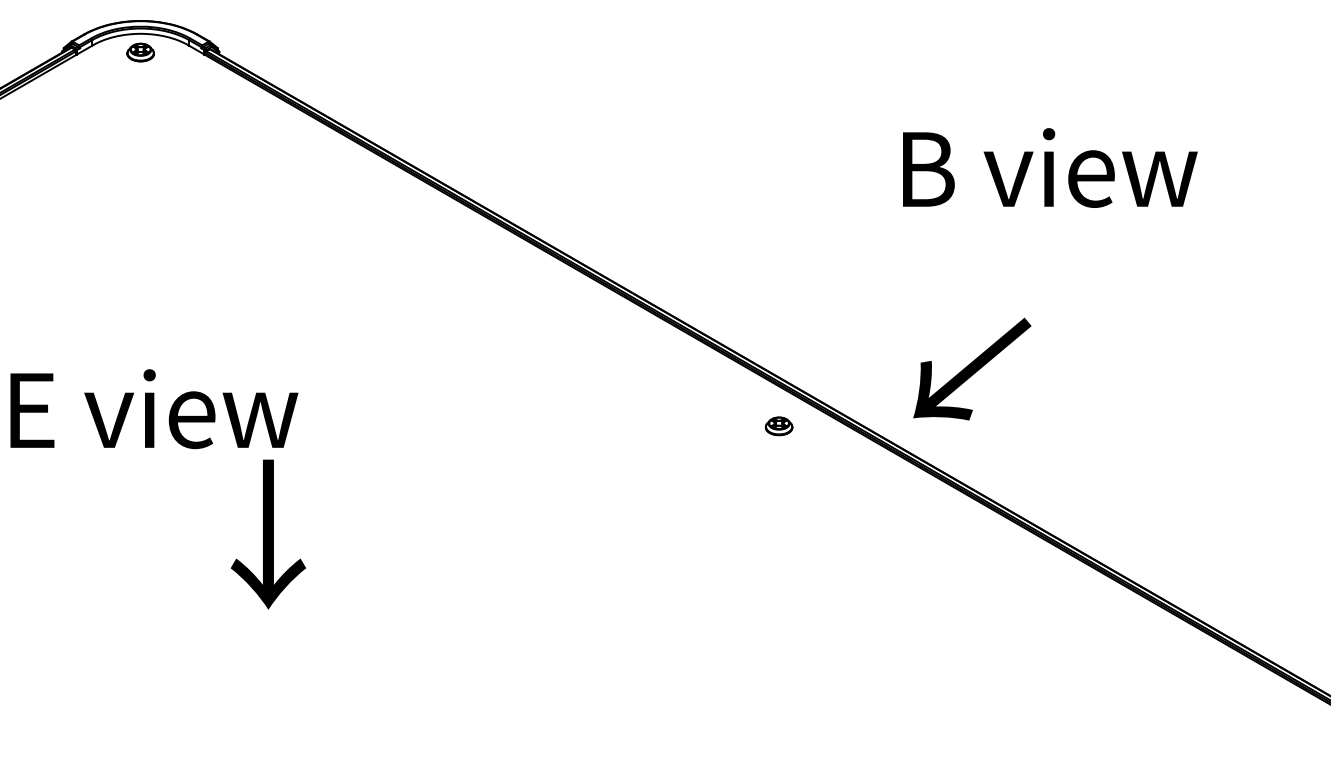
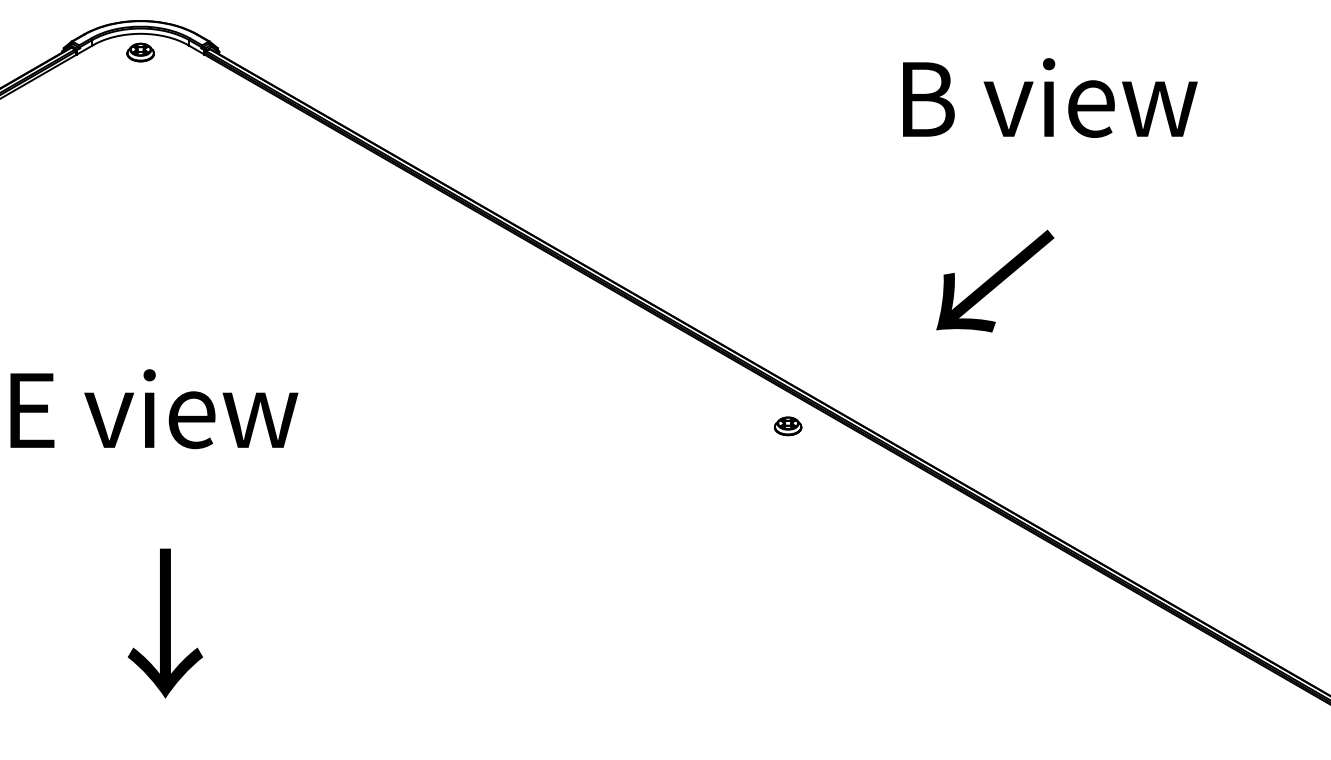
text position: (1050, 167) -> (1050, 97) (1050, 97)
text position: (972, 368) -> (995, 280) (995, 280)
part position: (778, 426) -> (787, 426) (787, 426)
text position: (267, 534) -> (164, 623) (164, 623)
